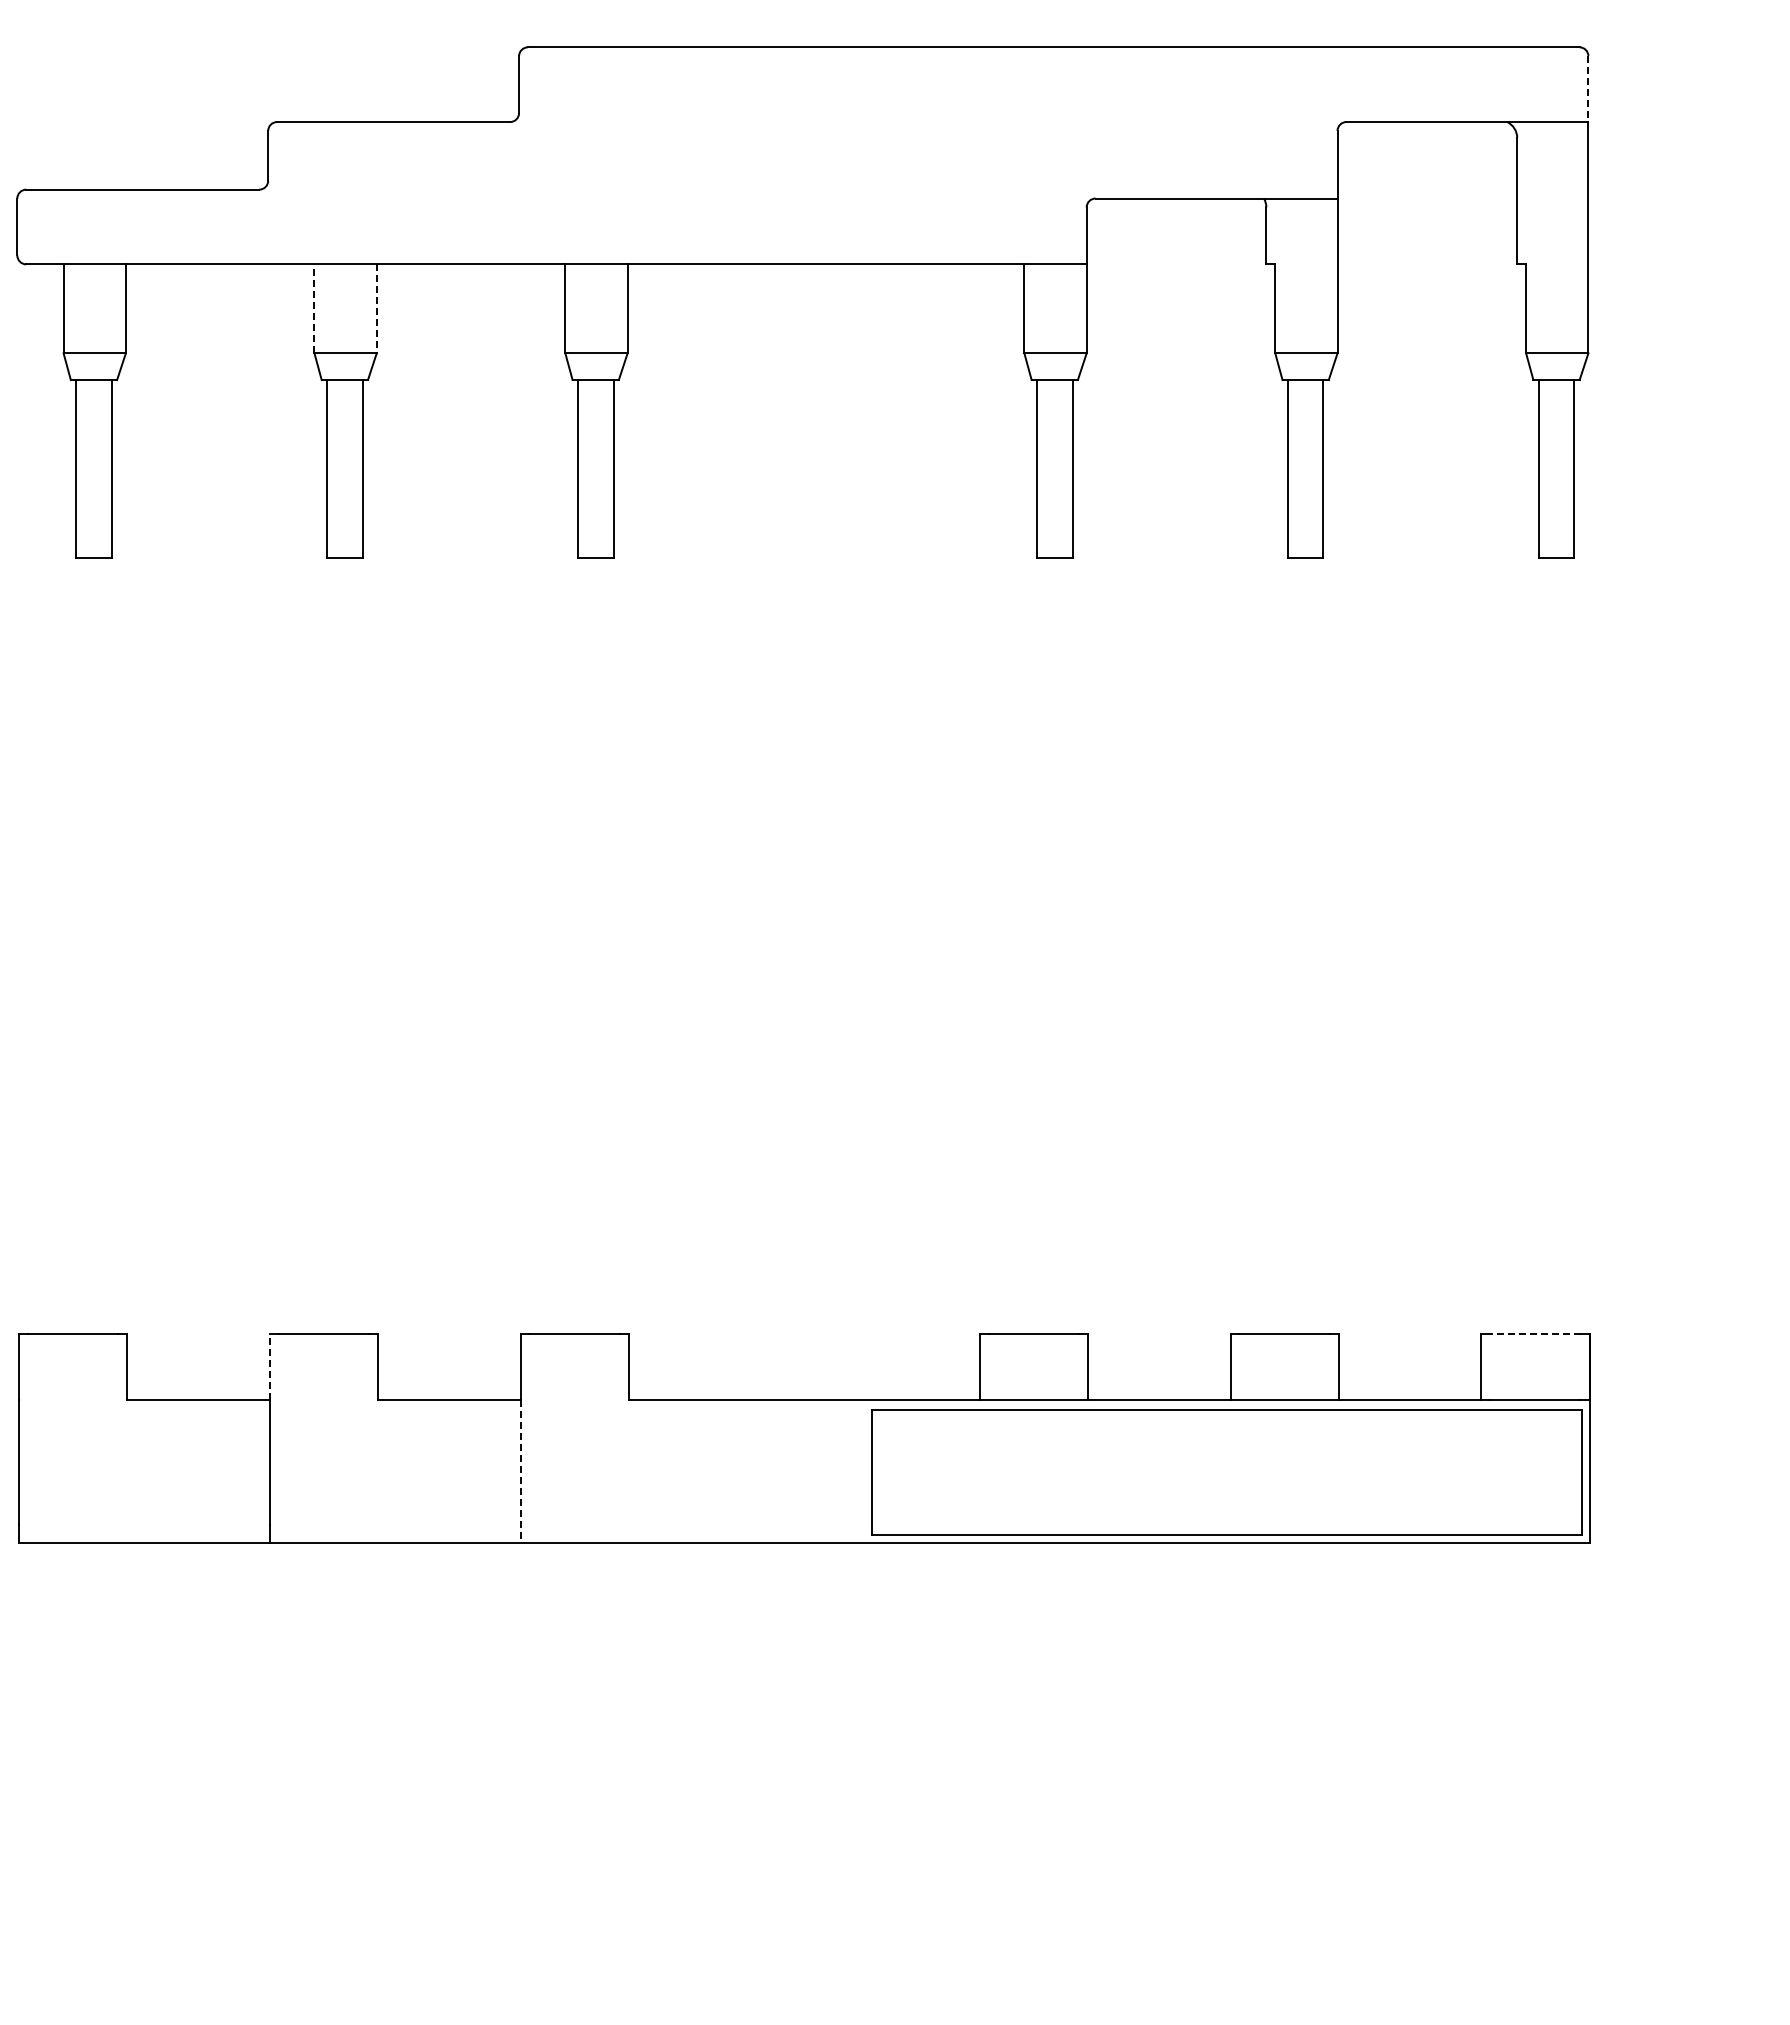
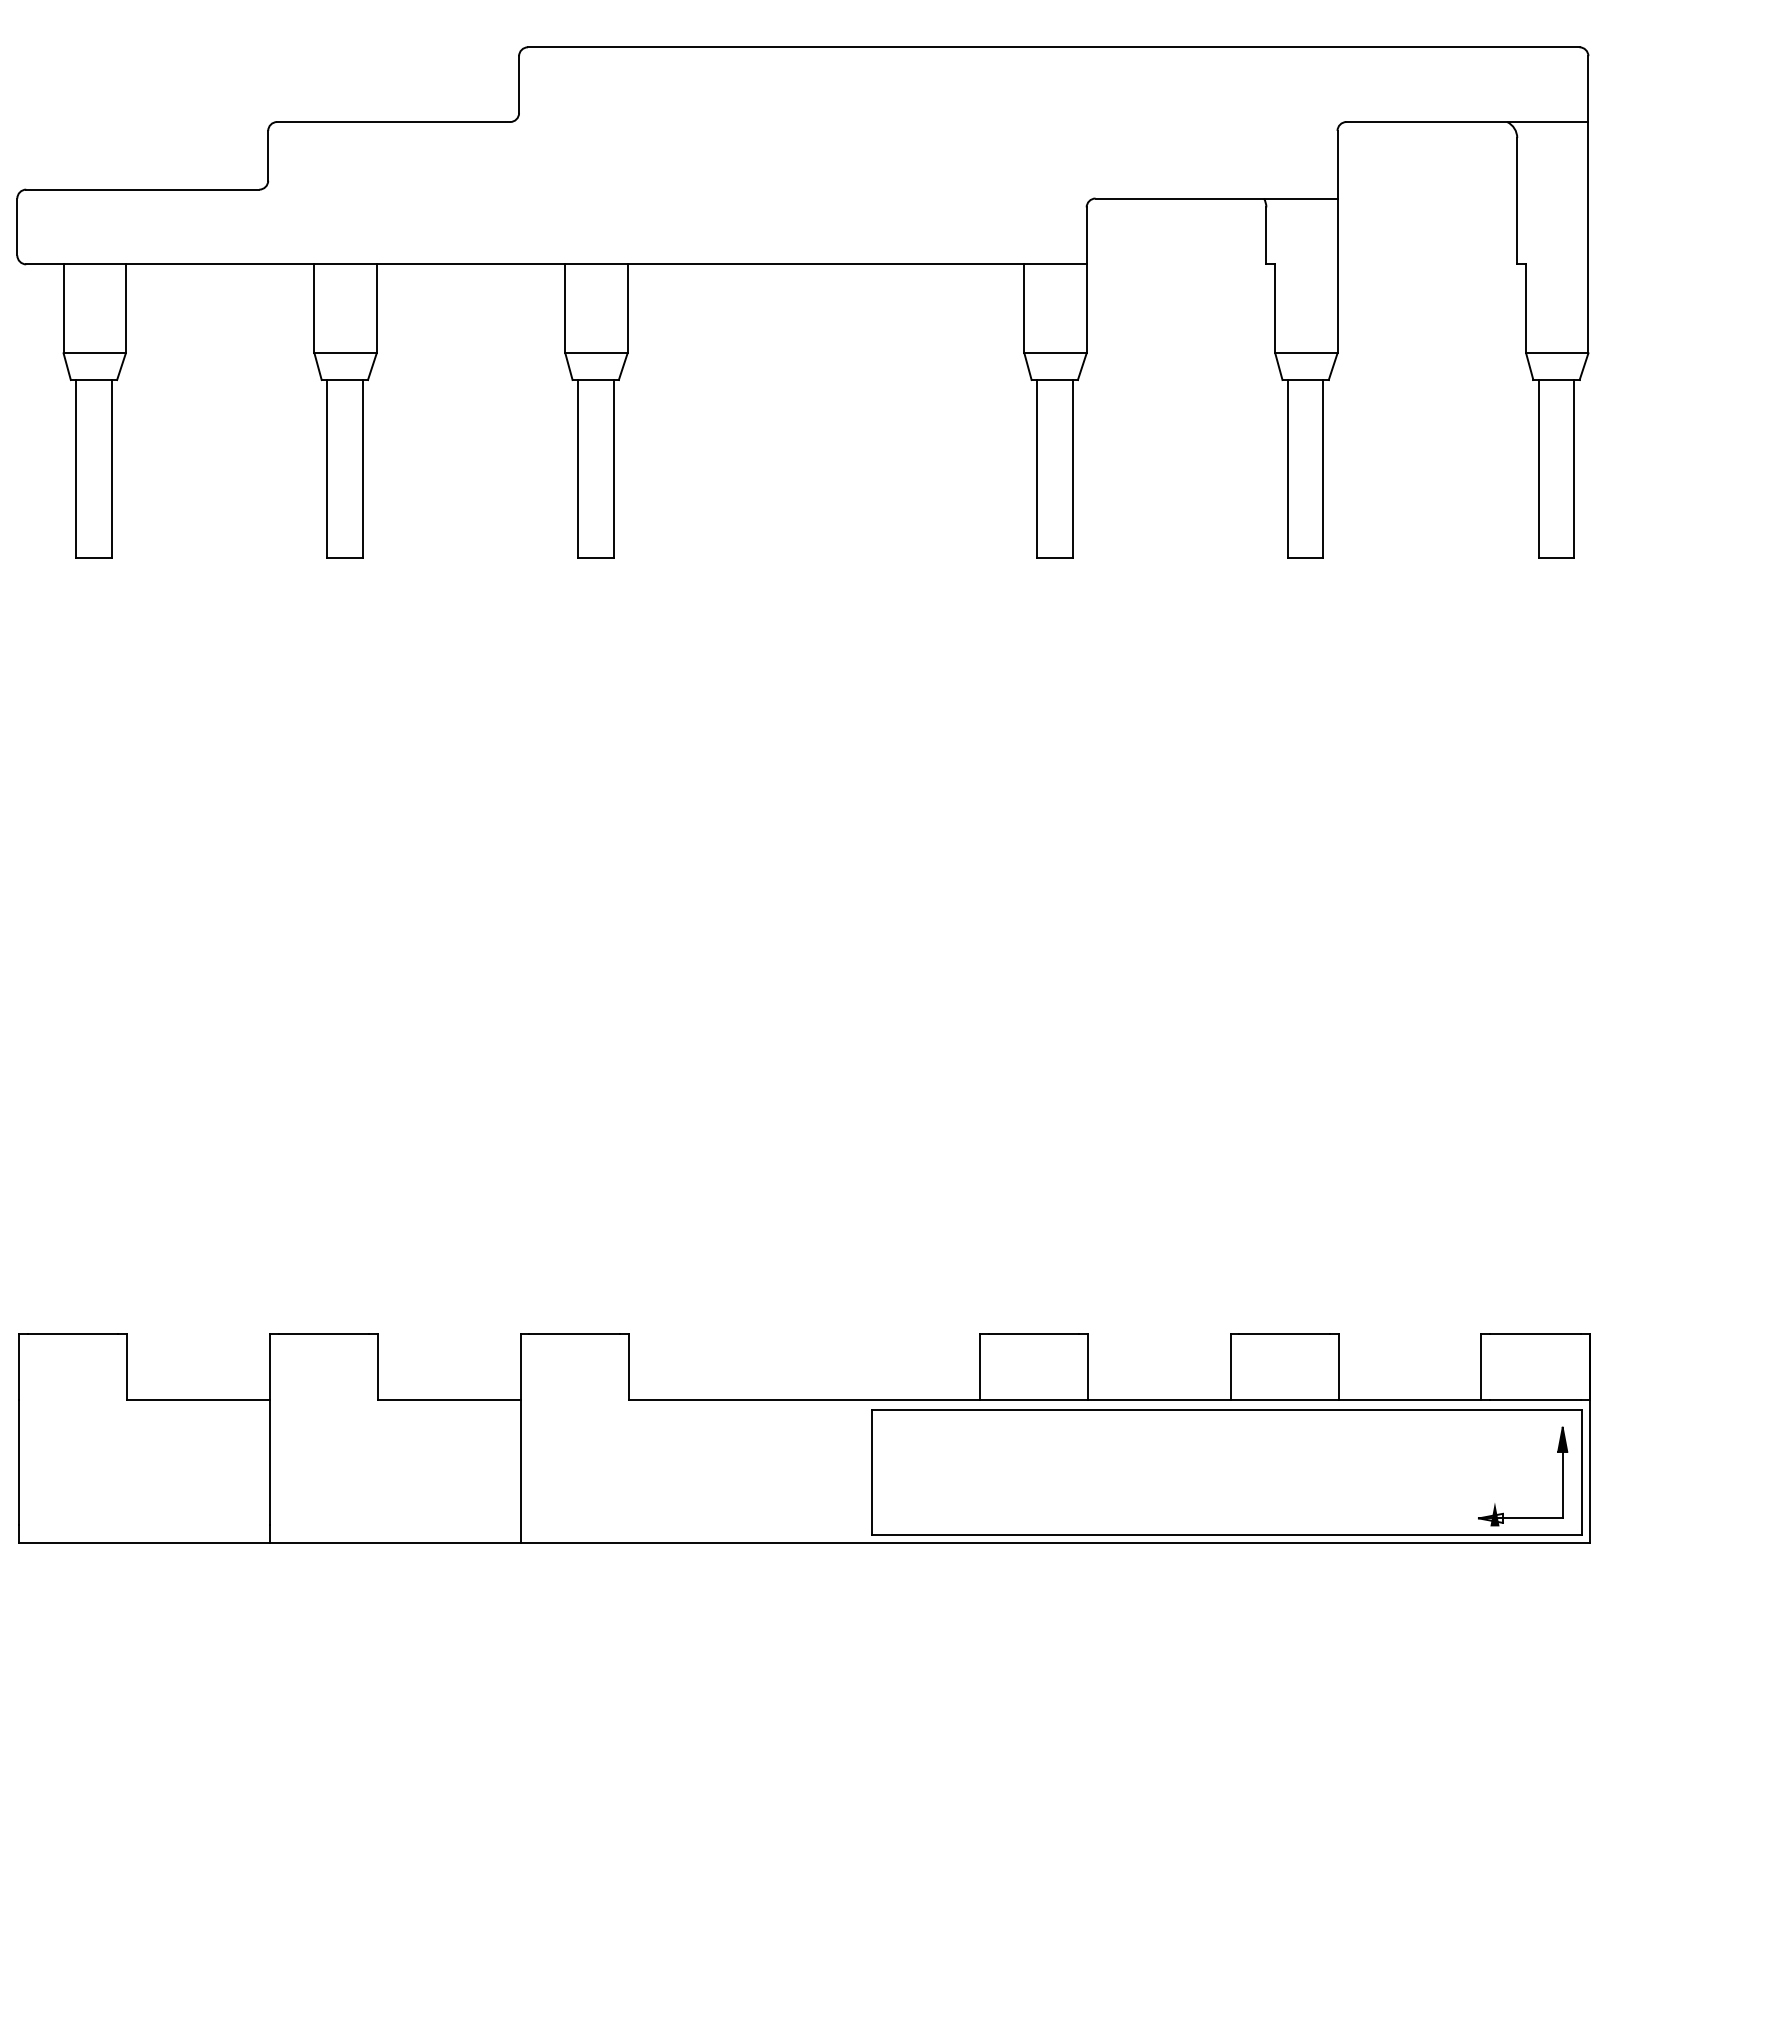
line: dashed -> solid (1588, 89)
line: dashed -> solid (314, 308)
line: dashed -> solid (376, 309)
line: dashed -> solid (1535, 1334)
line: dashed -> solid (269, 1367)
line: dashed -> solid (520, 1471)
part: none -> present (1495, 1503)
